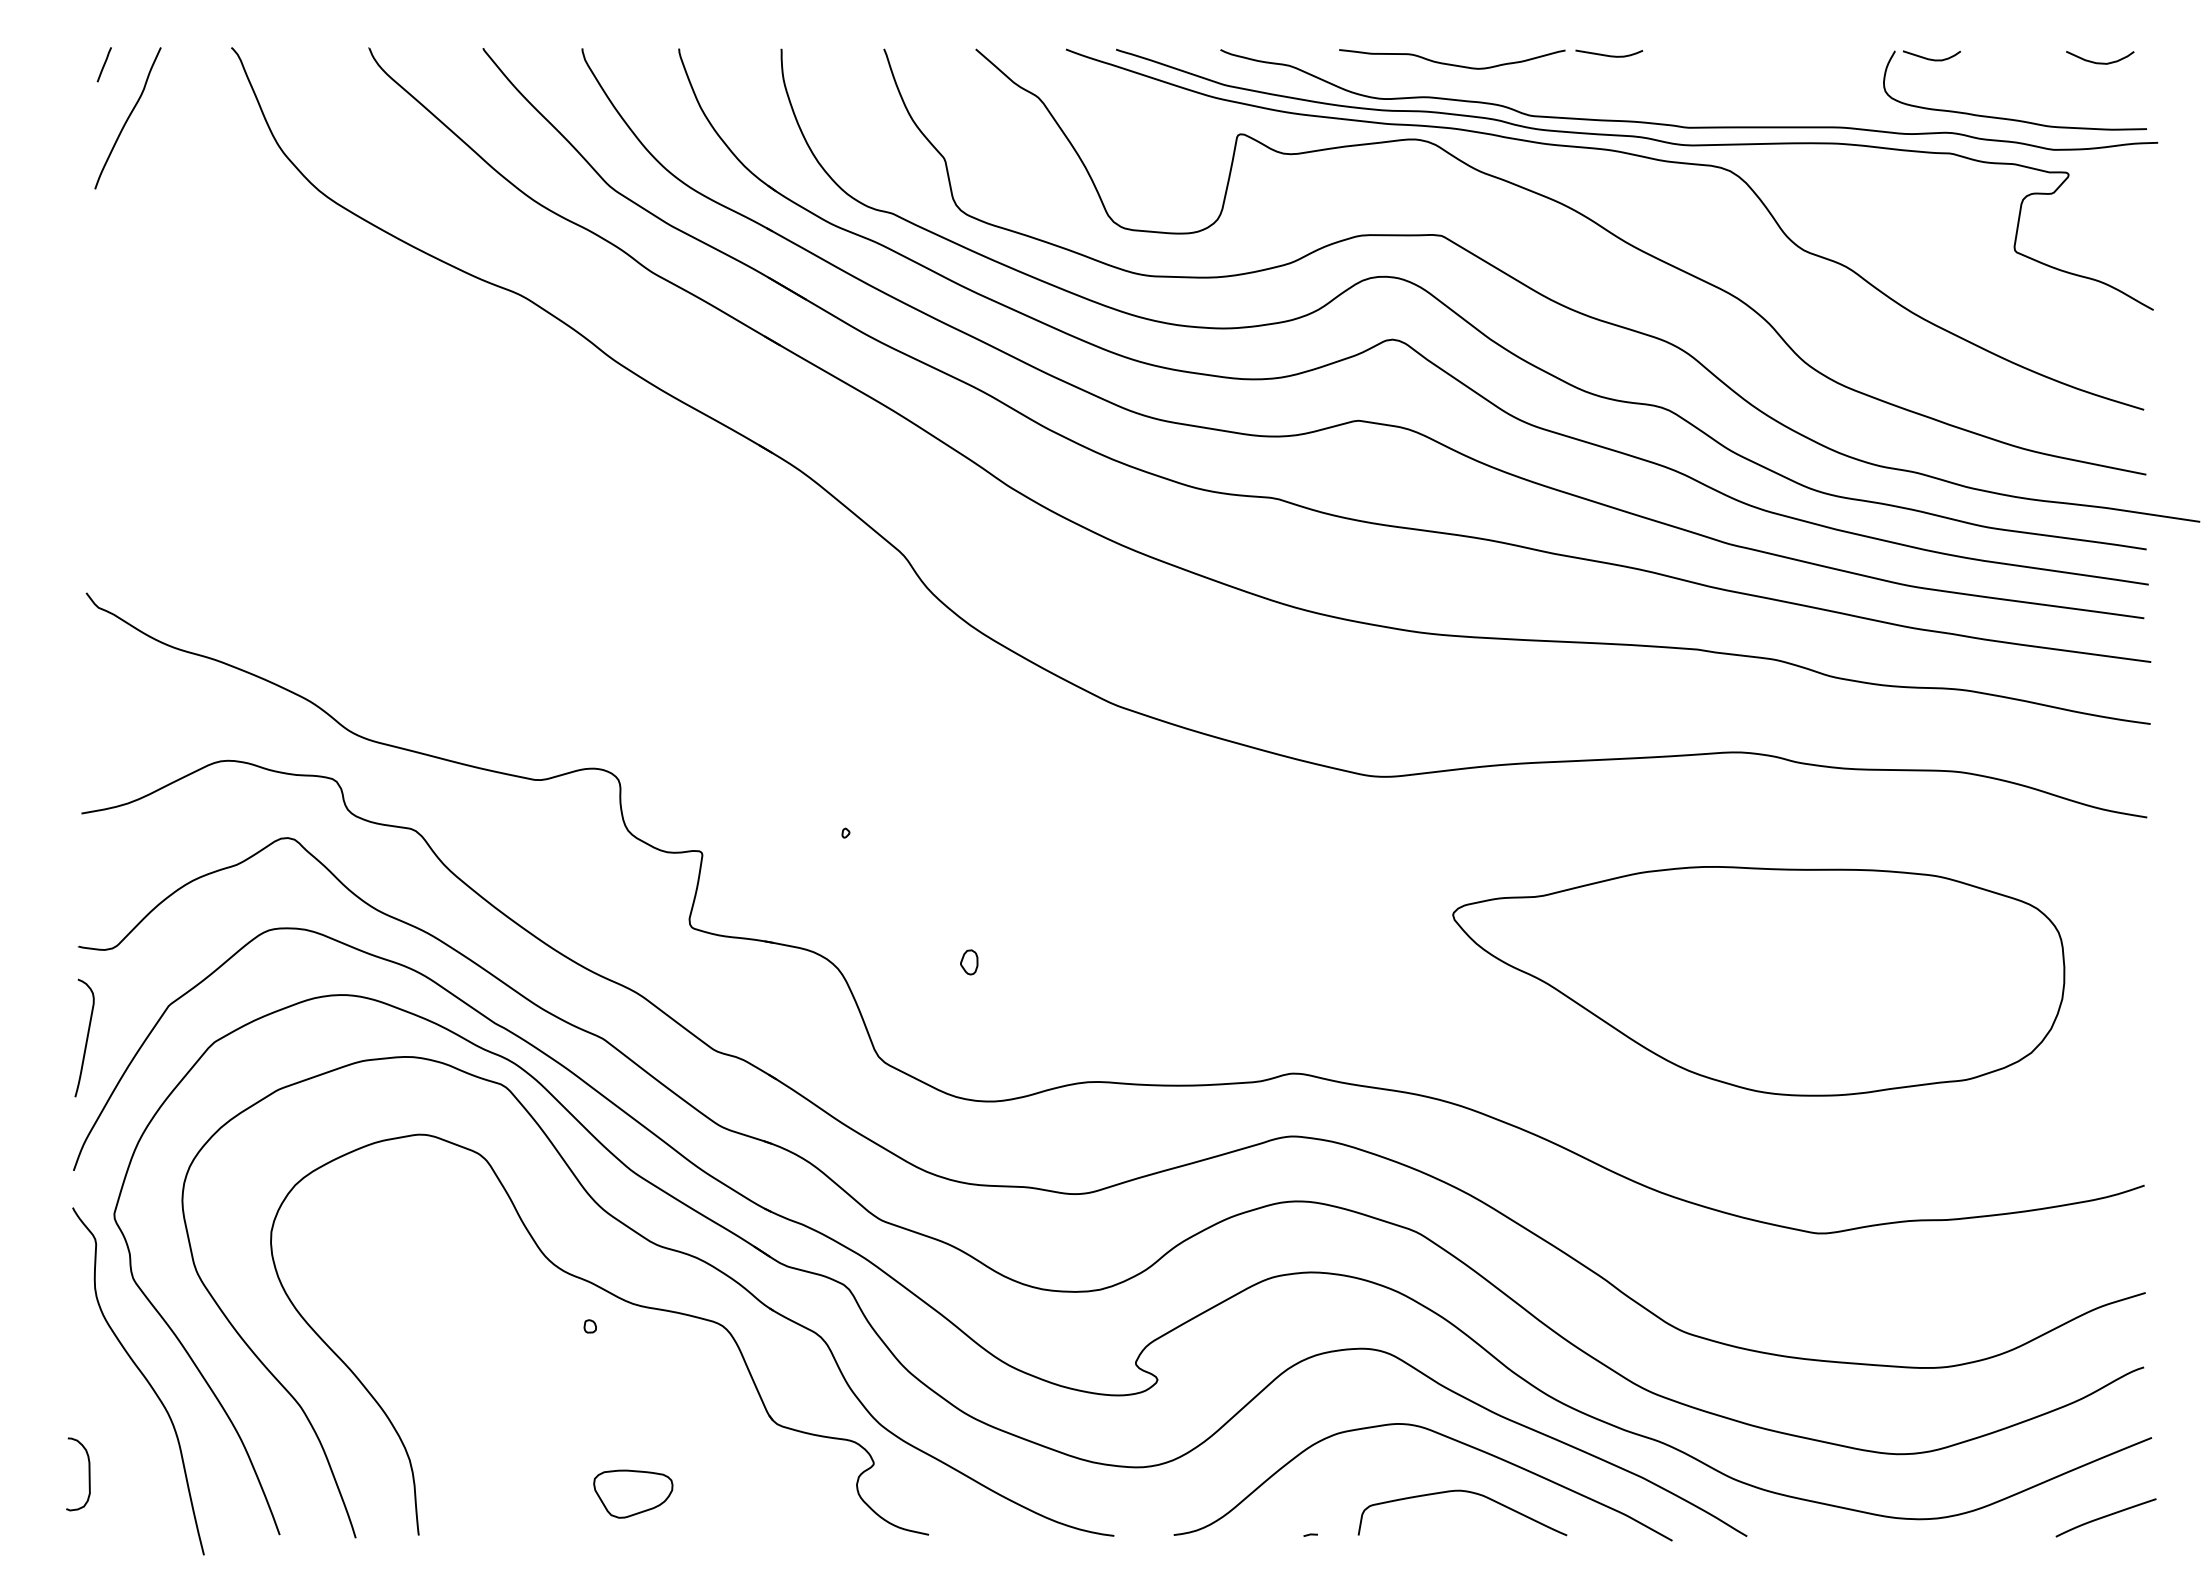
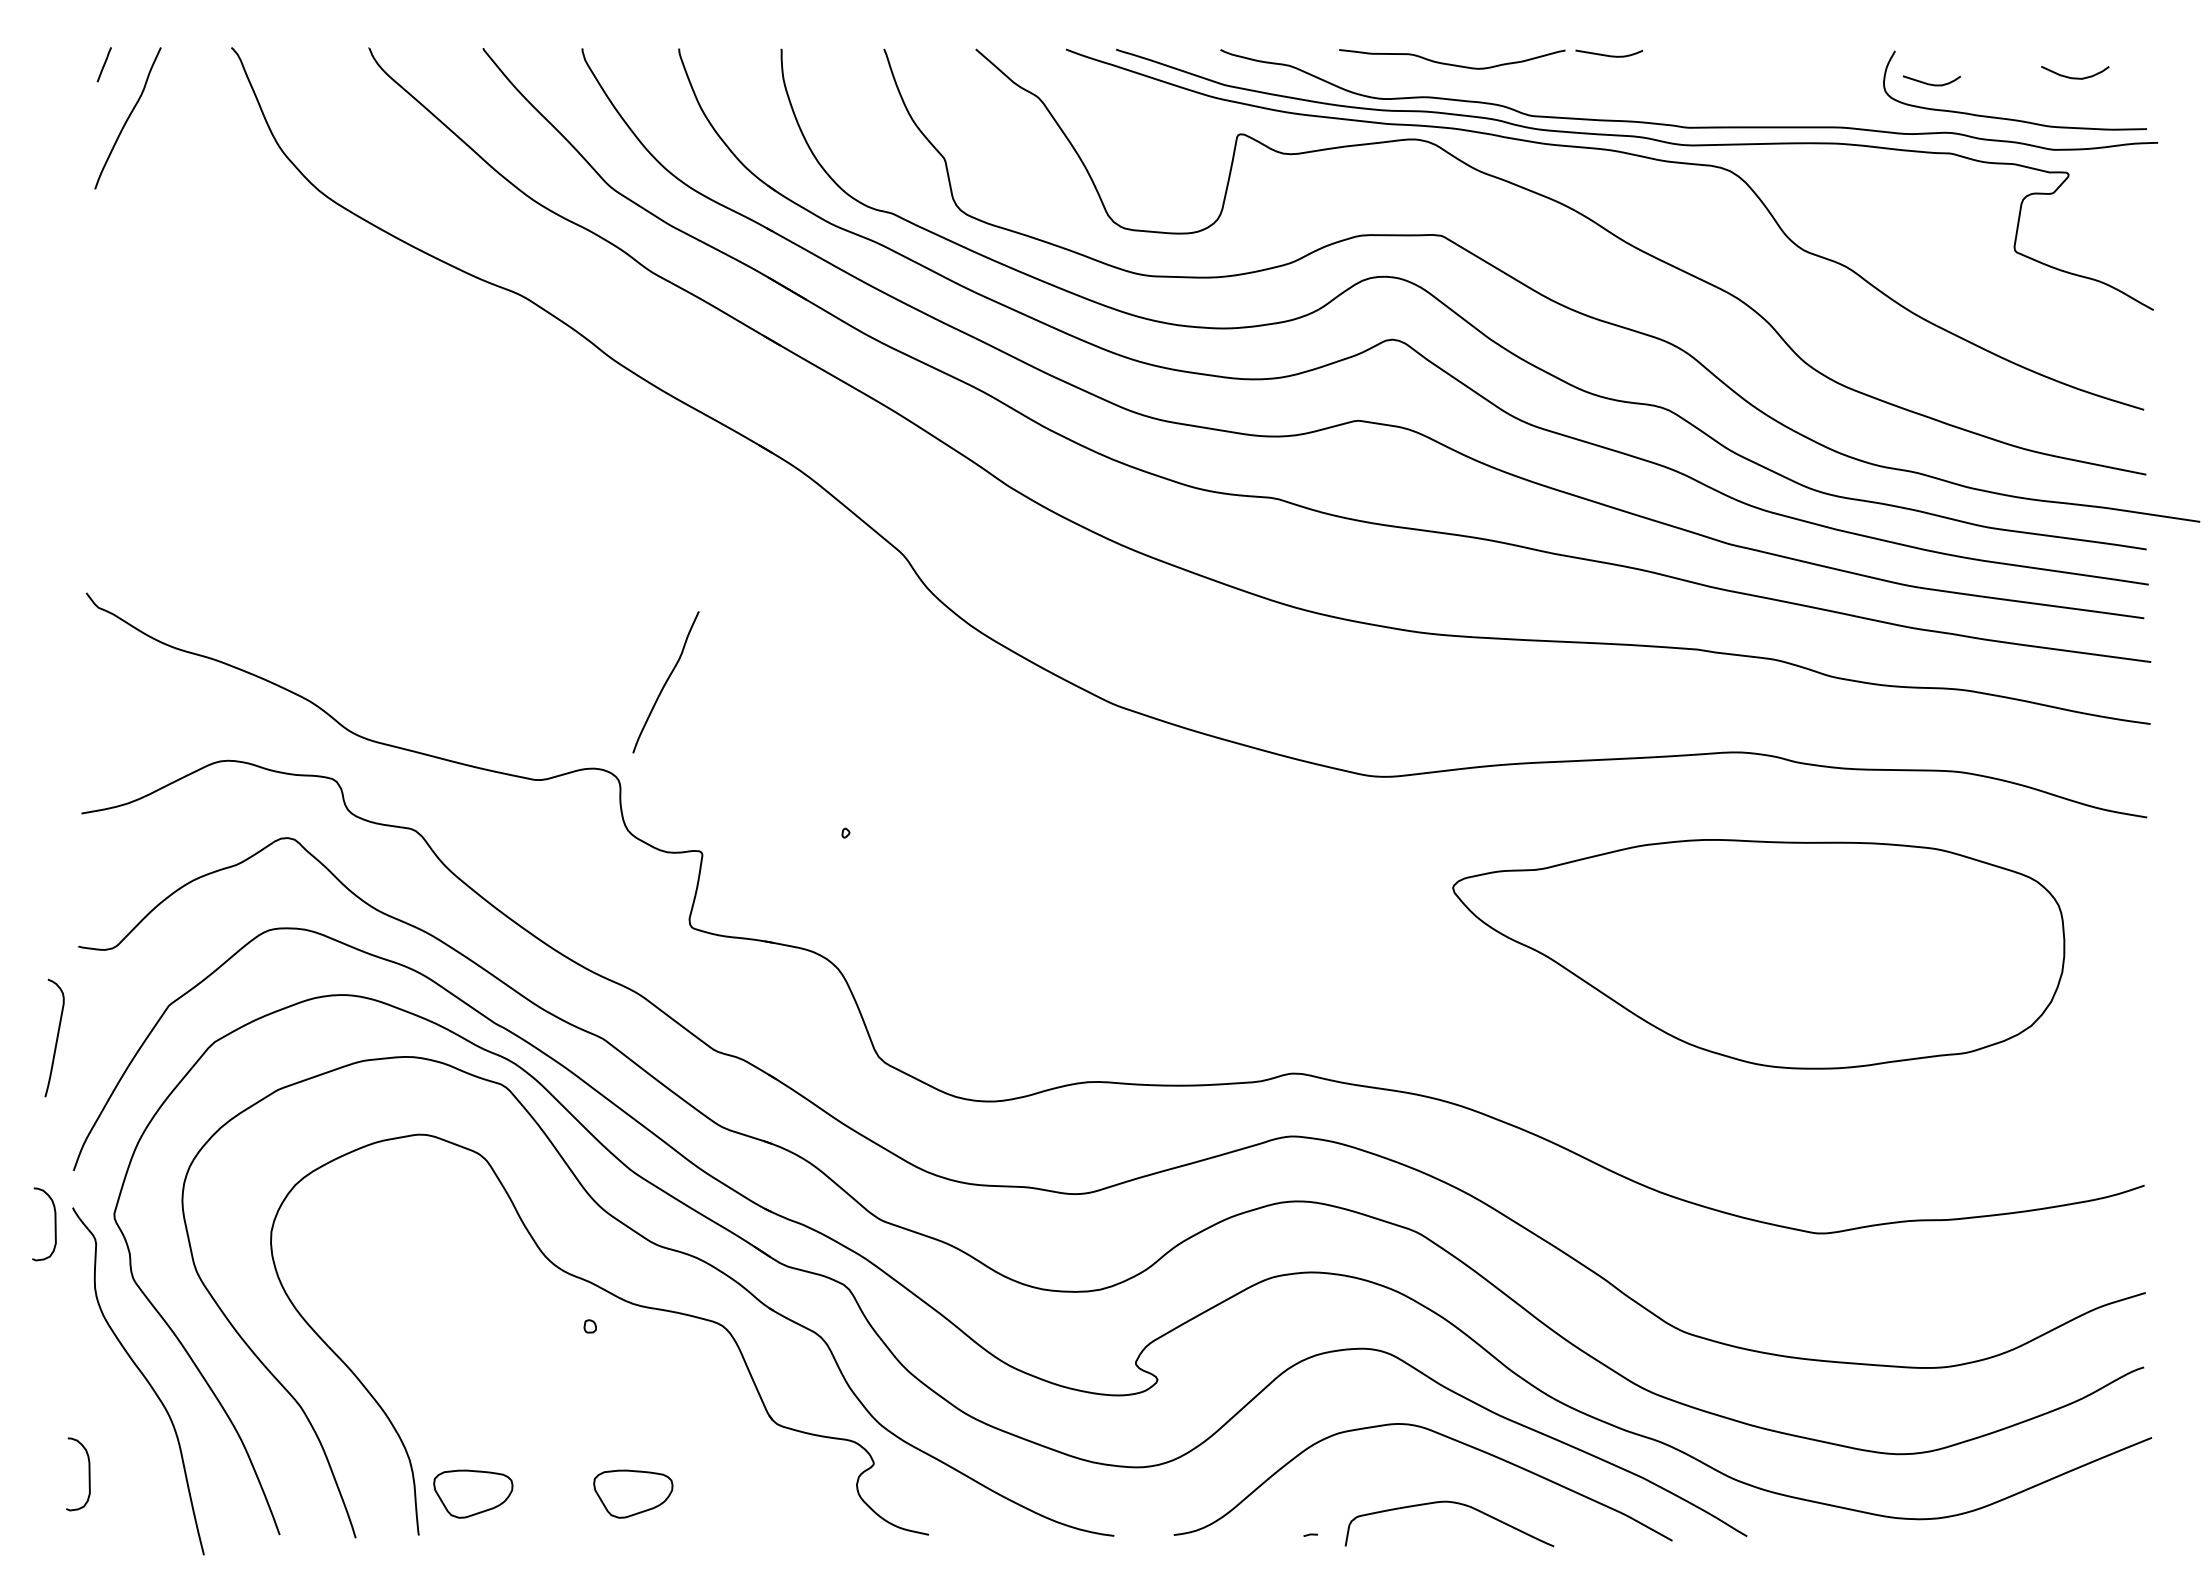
curve position: (1931, 58) -> (1931, 83) (1931, 83)
curve position: (2100, 62) -> (2075, 77) (2075, 77)
curve: none -> present (665, 682)
part: present -> none (969, 962)
part position: (1758, 981) -> (1758, 954) (1758, 954)
curve position: (86, 1037) -> (56, 1037) (56, 1037)
curve: none -> present (54, 1224)
curve position: (1465, 1492) -> (1452, 1503) (1452, 1503)
part: none -> present (473, 1493)
curve: present -> none (2105, 1517)
